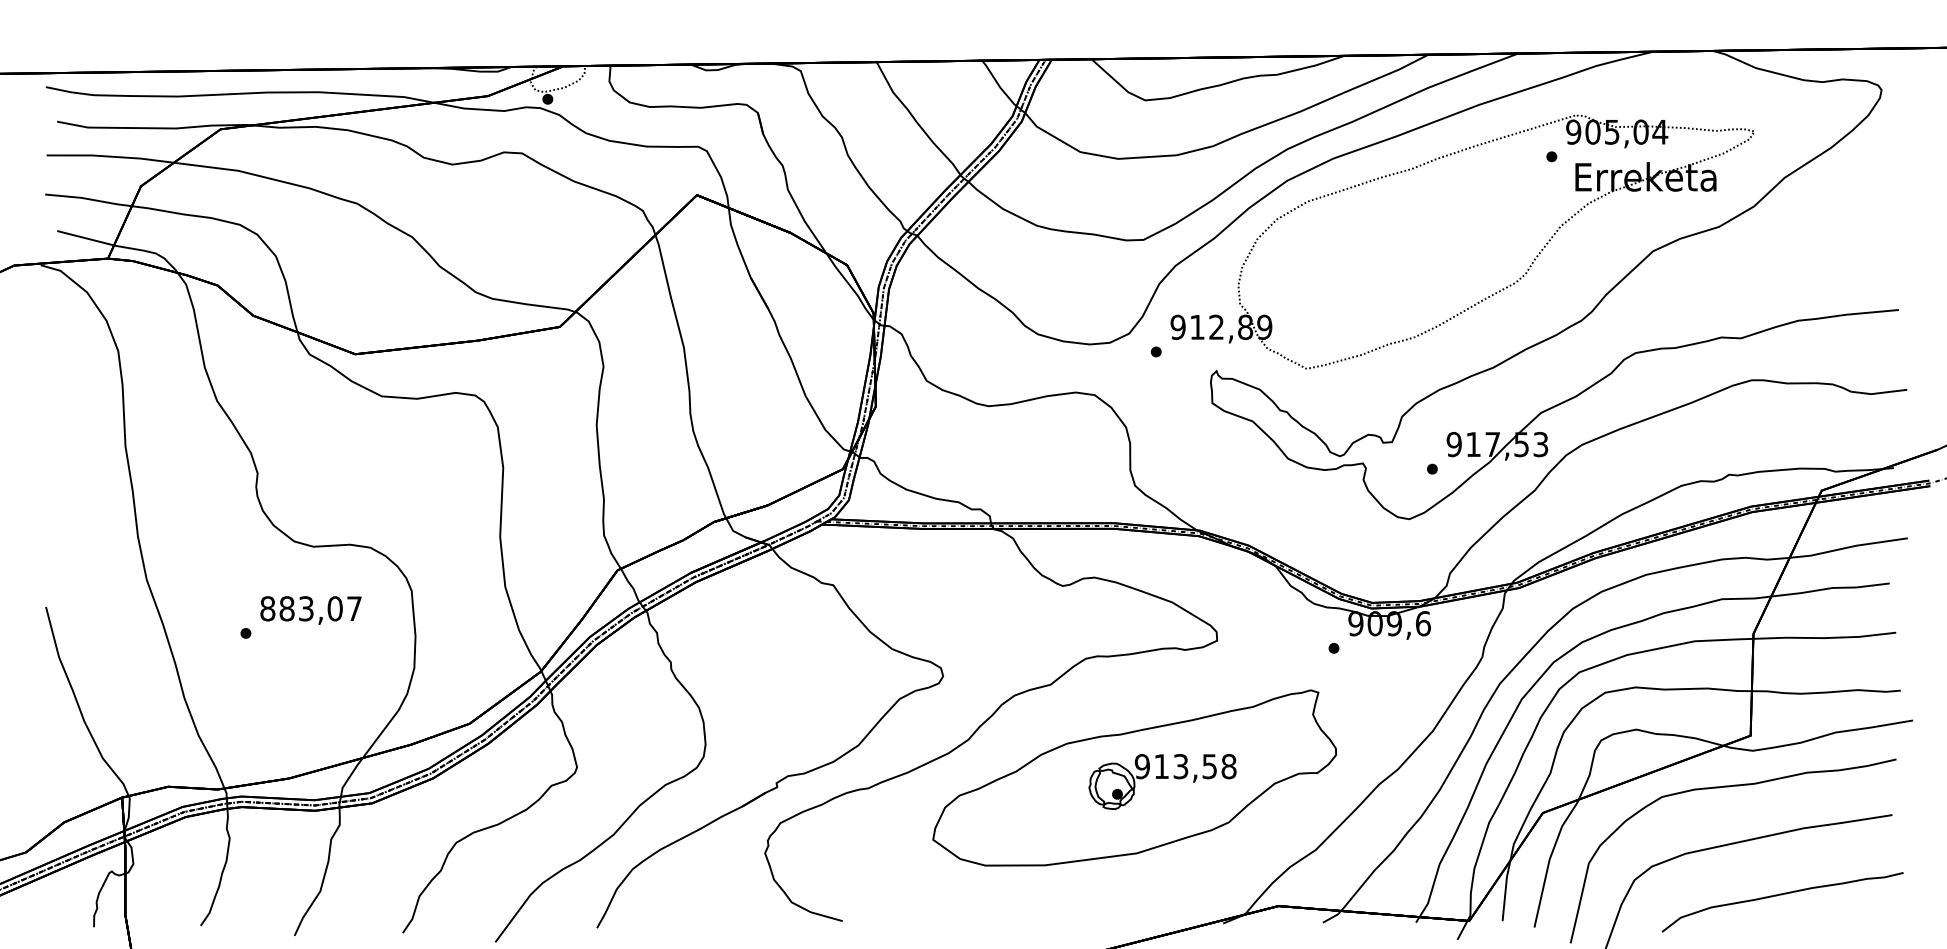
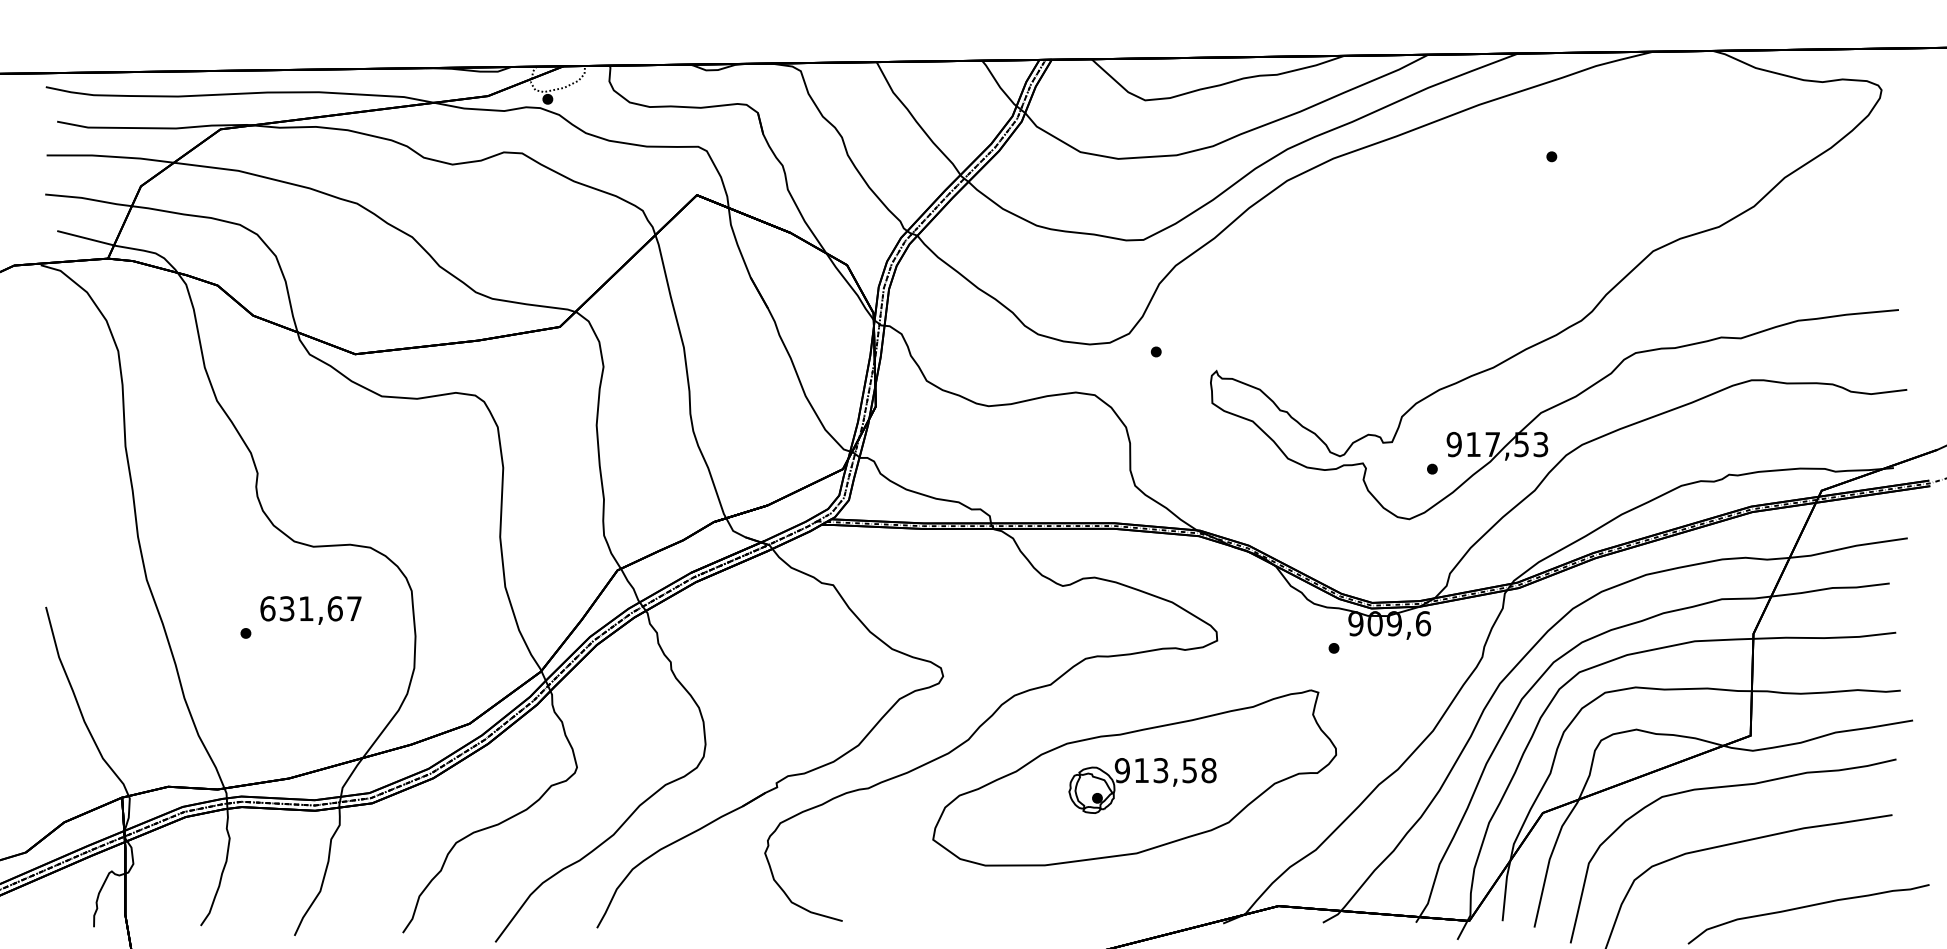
part: present -> none (1491, 294)
text: 883,07 -> 631,67 (301, 608)
part position: (1162, 781) -> (1142, 785) (1142, 785)
curve position: (1782, 895) -> (1808, 907) (1808, 907)
